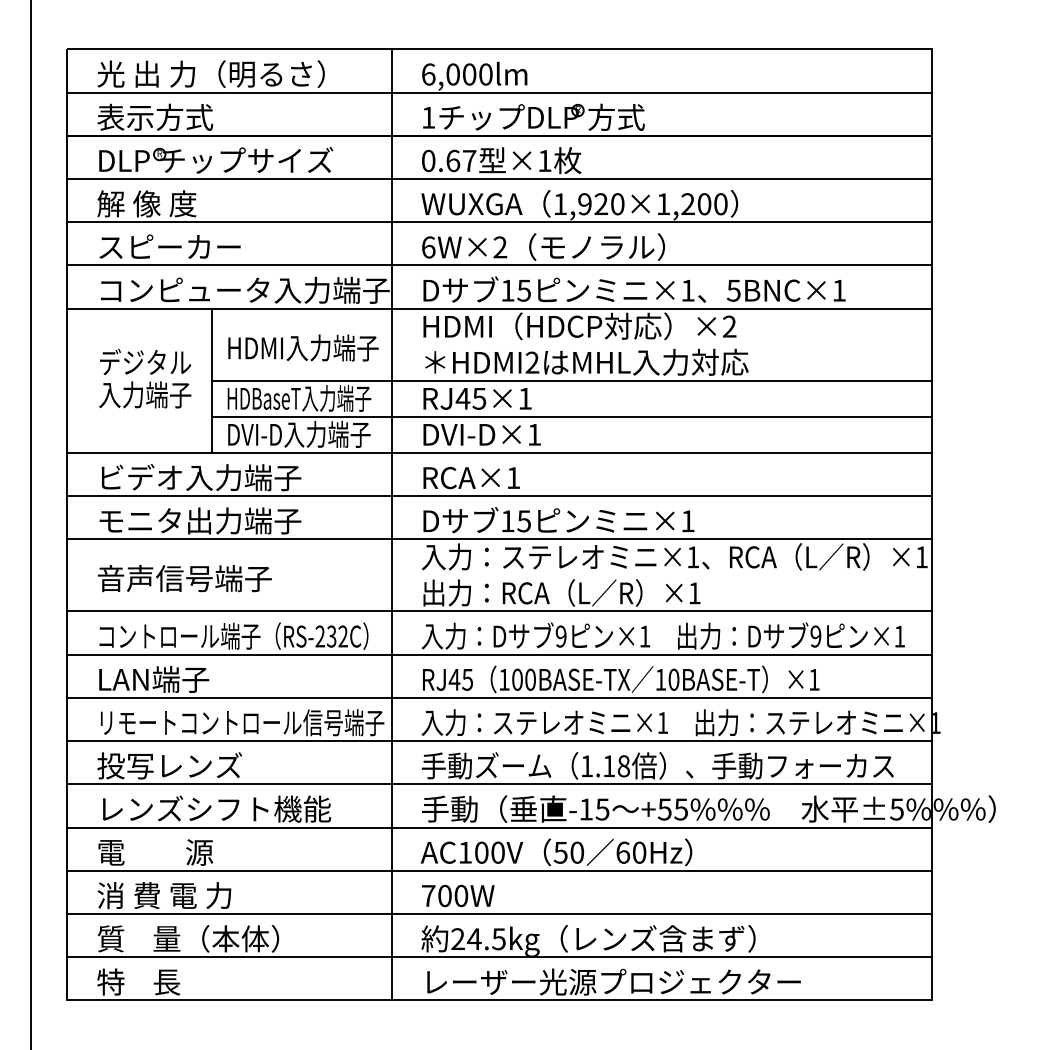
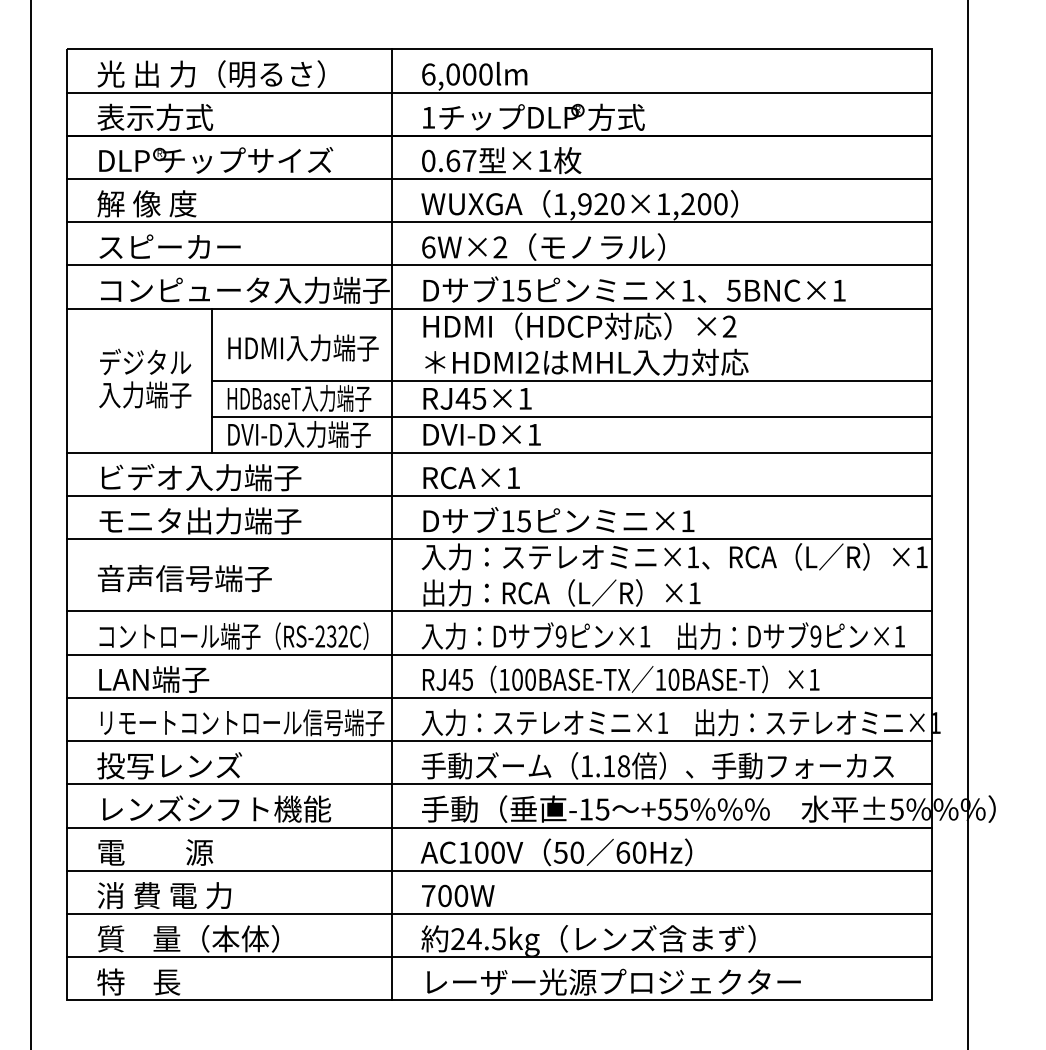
line: none -> present (968, 524)
